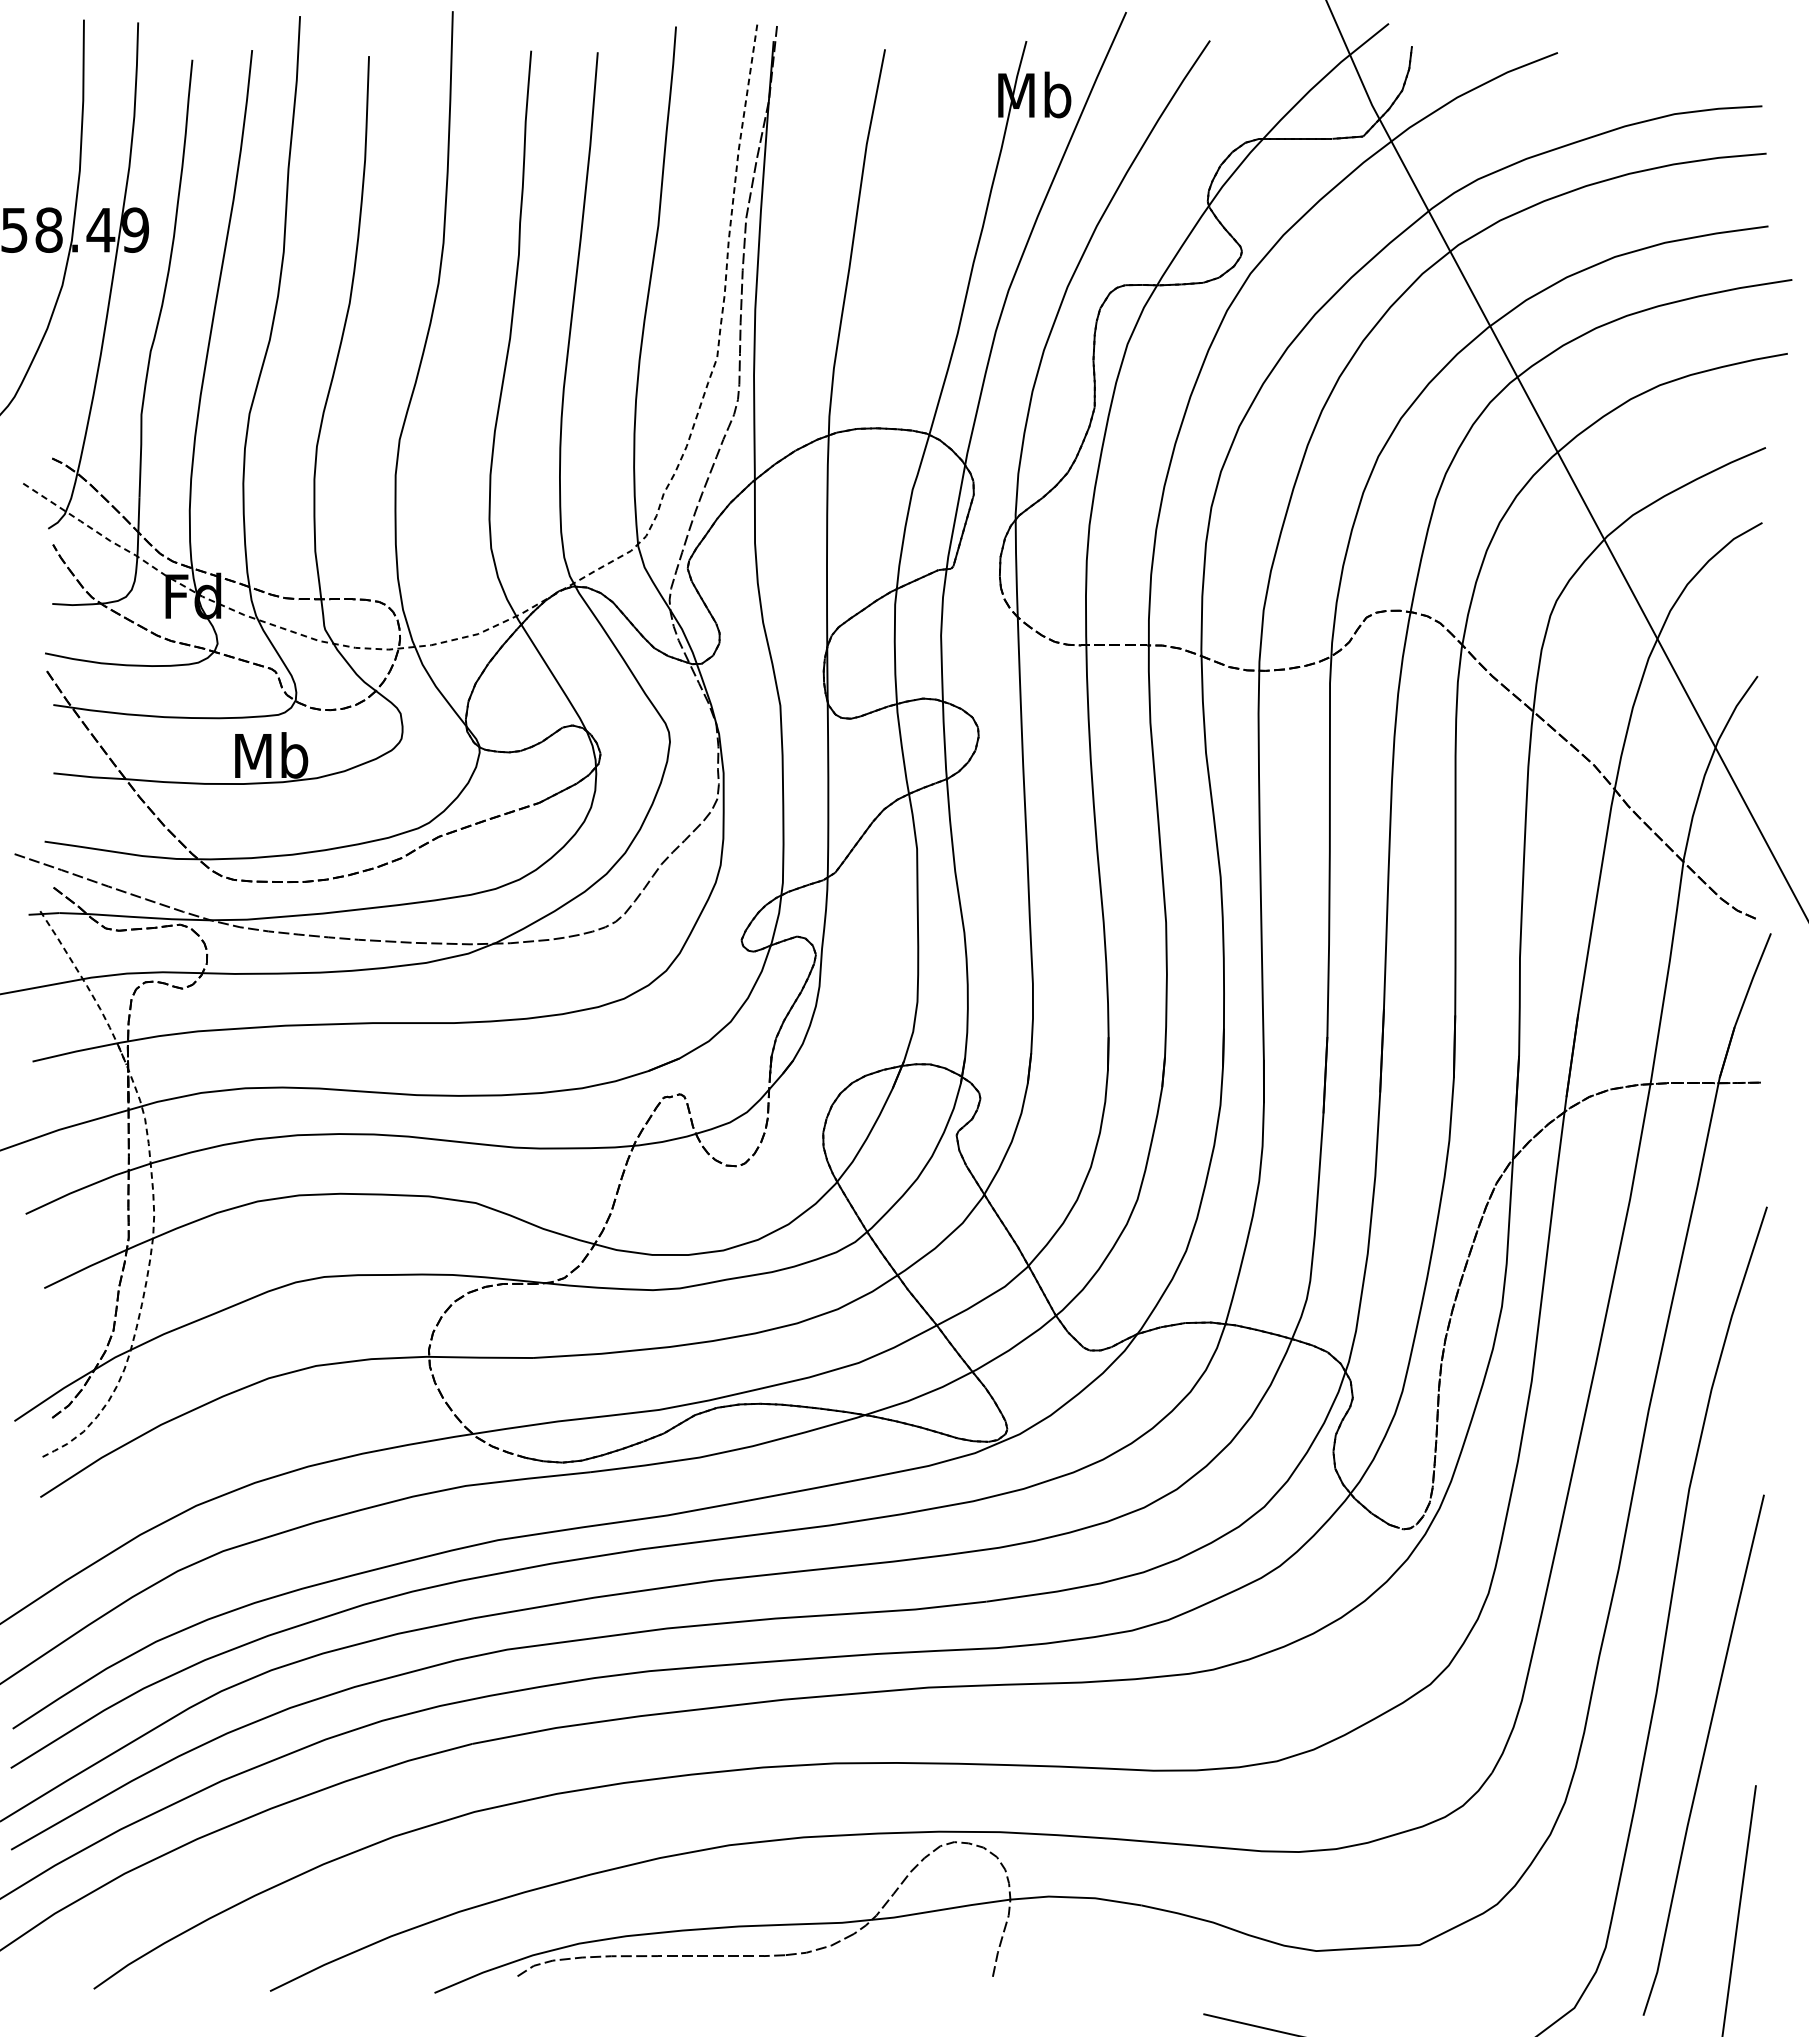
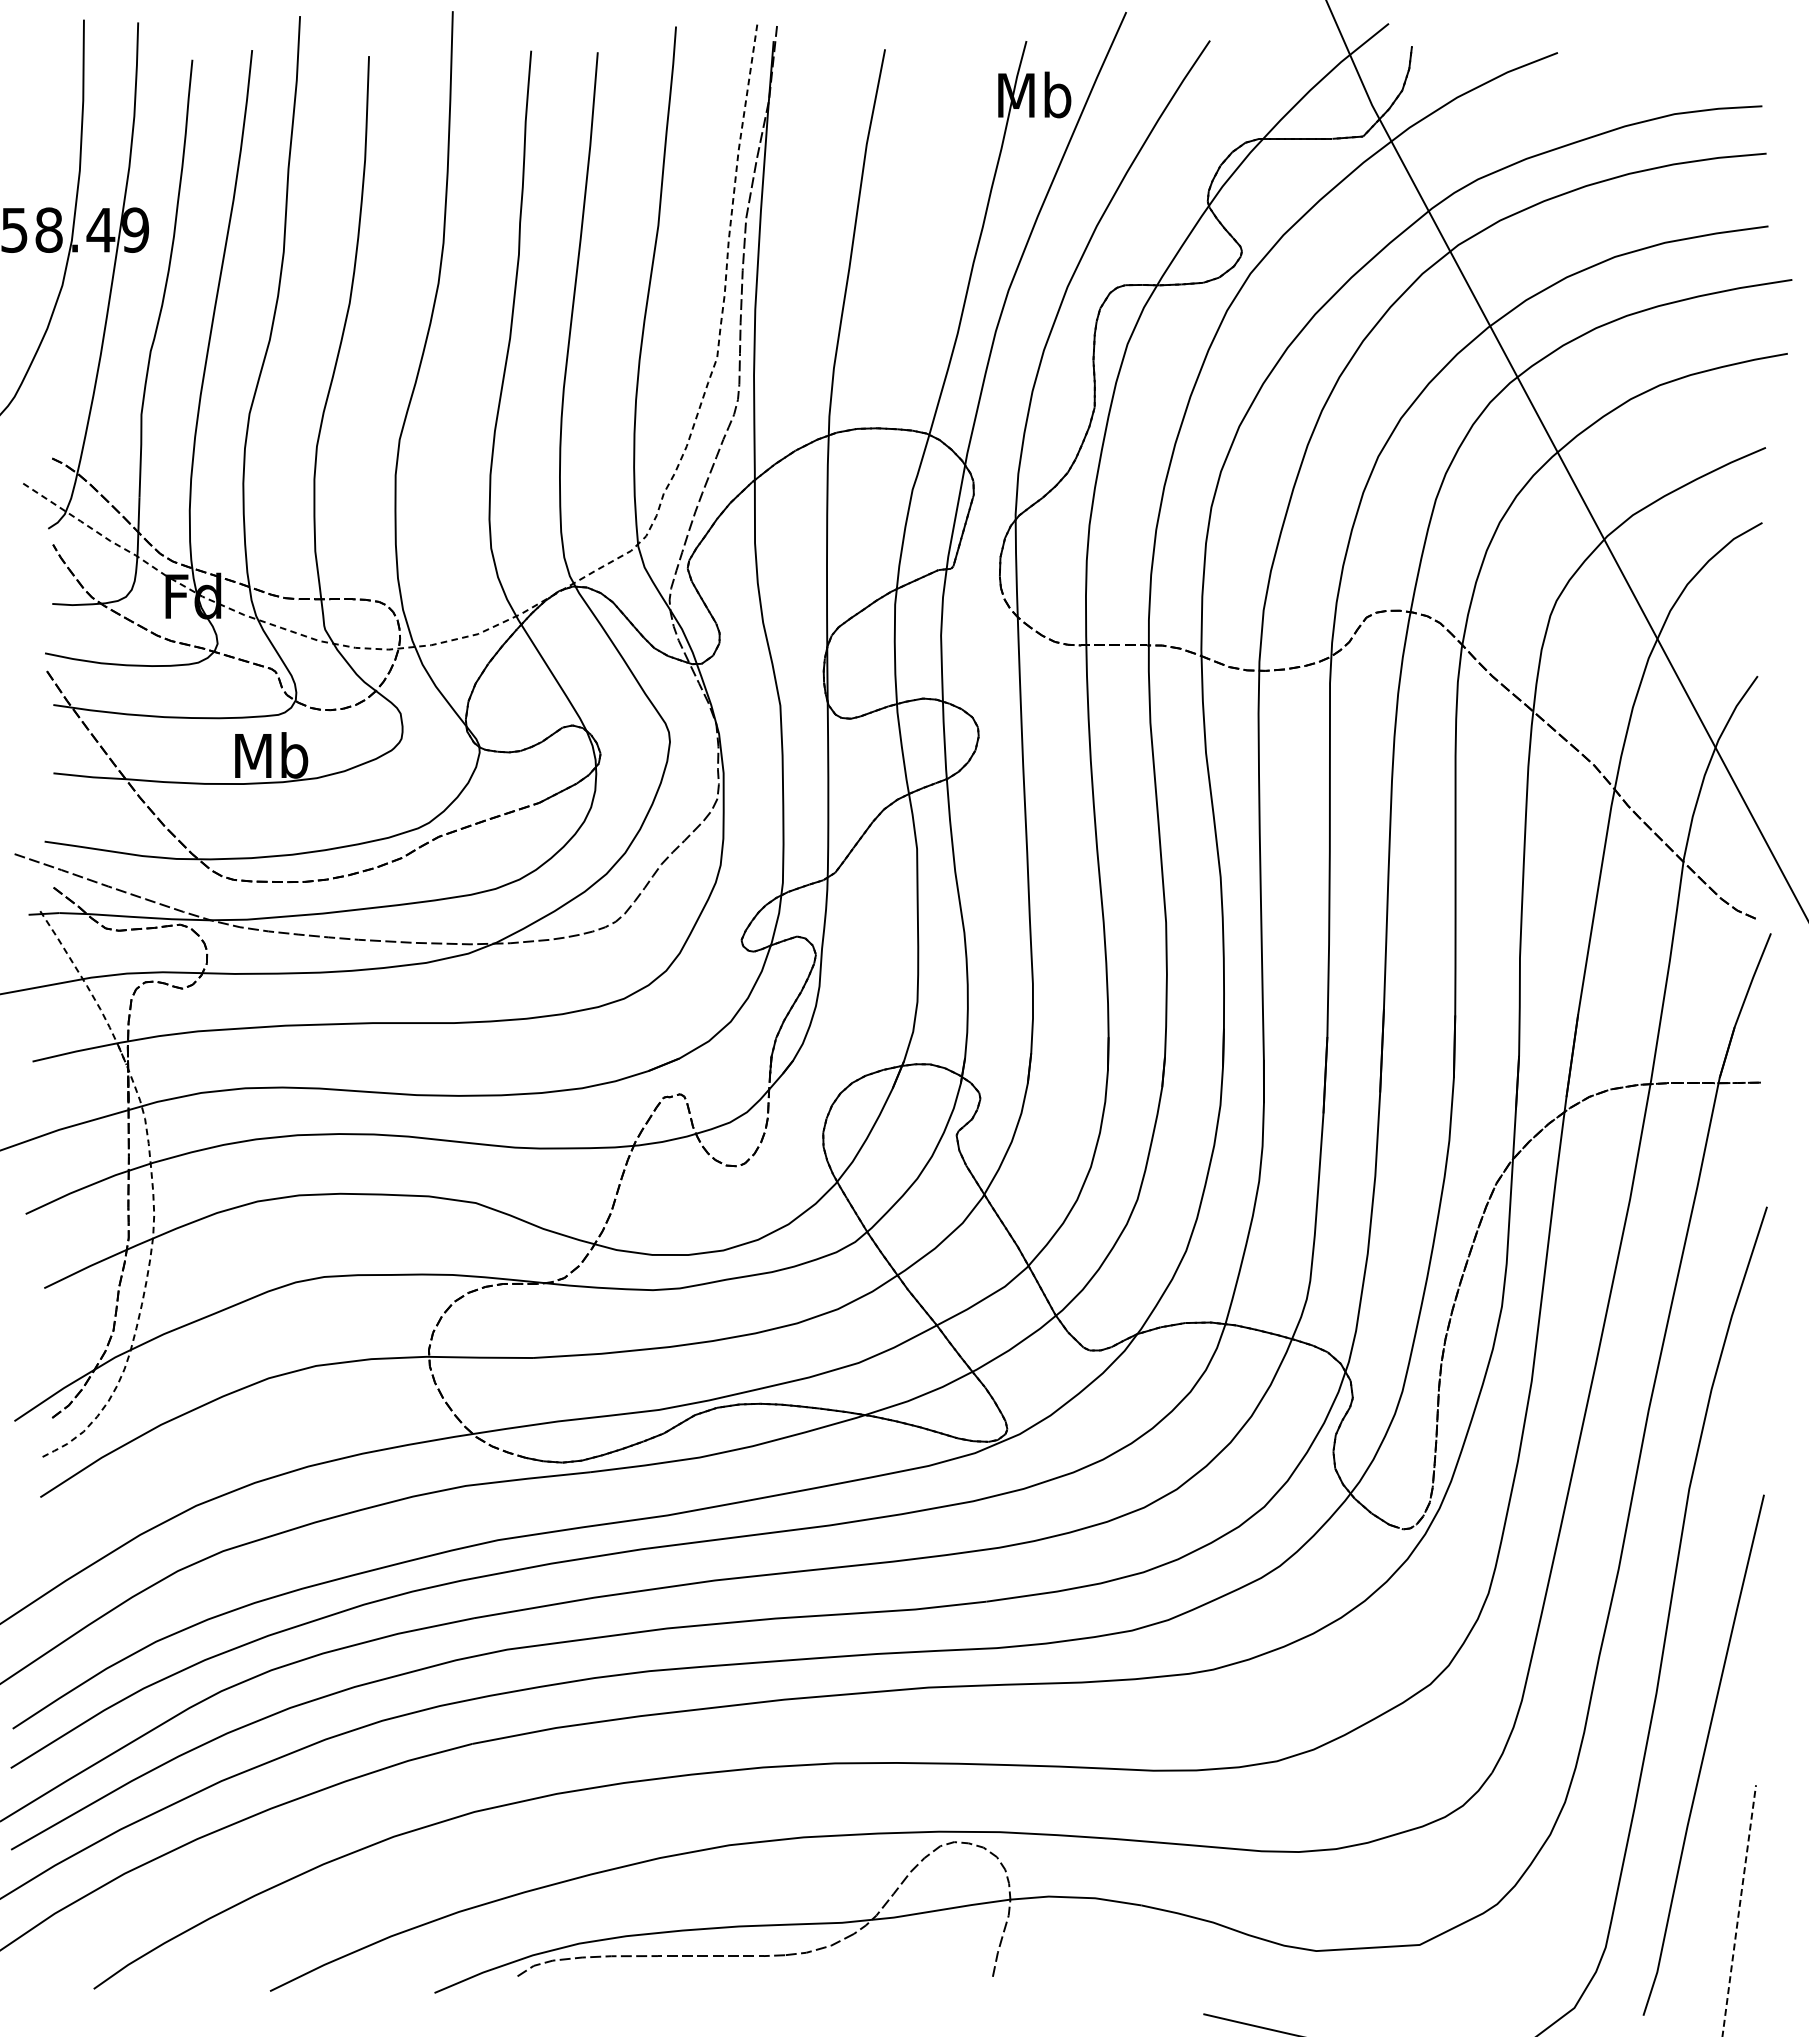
line: solid -> dashed (1738, 1911)
